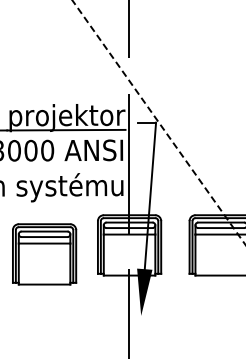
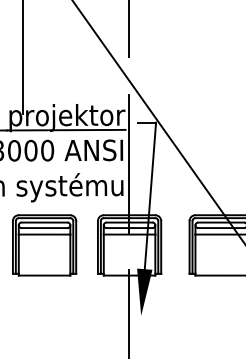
line: none -> present (23, 58)
line: dashed -> solid (159, 123)
part position: (44, 254) -> (44, 245) (44, 245)
